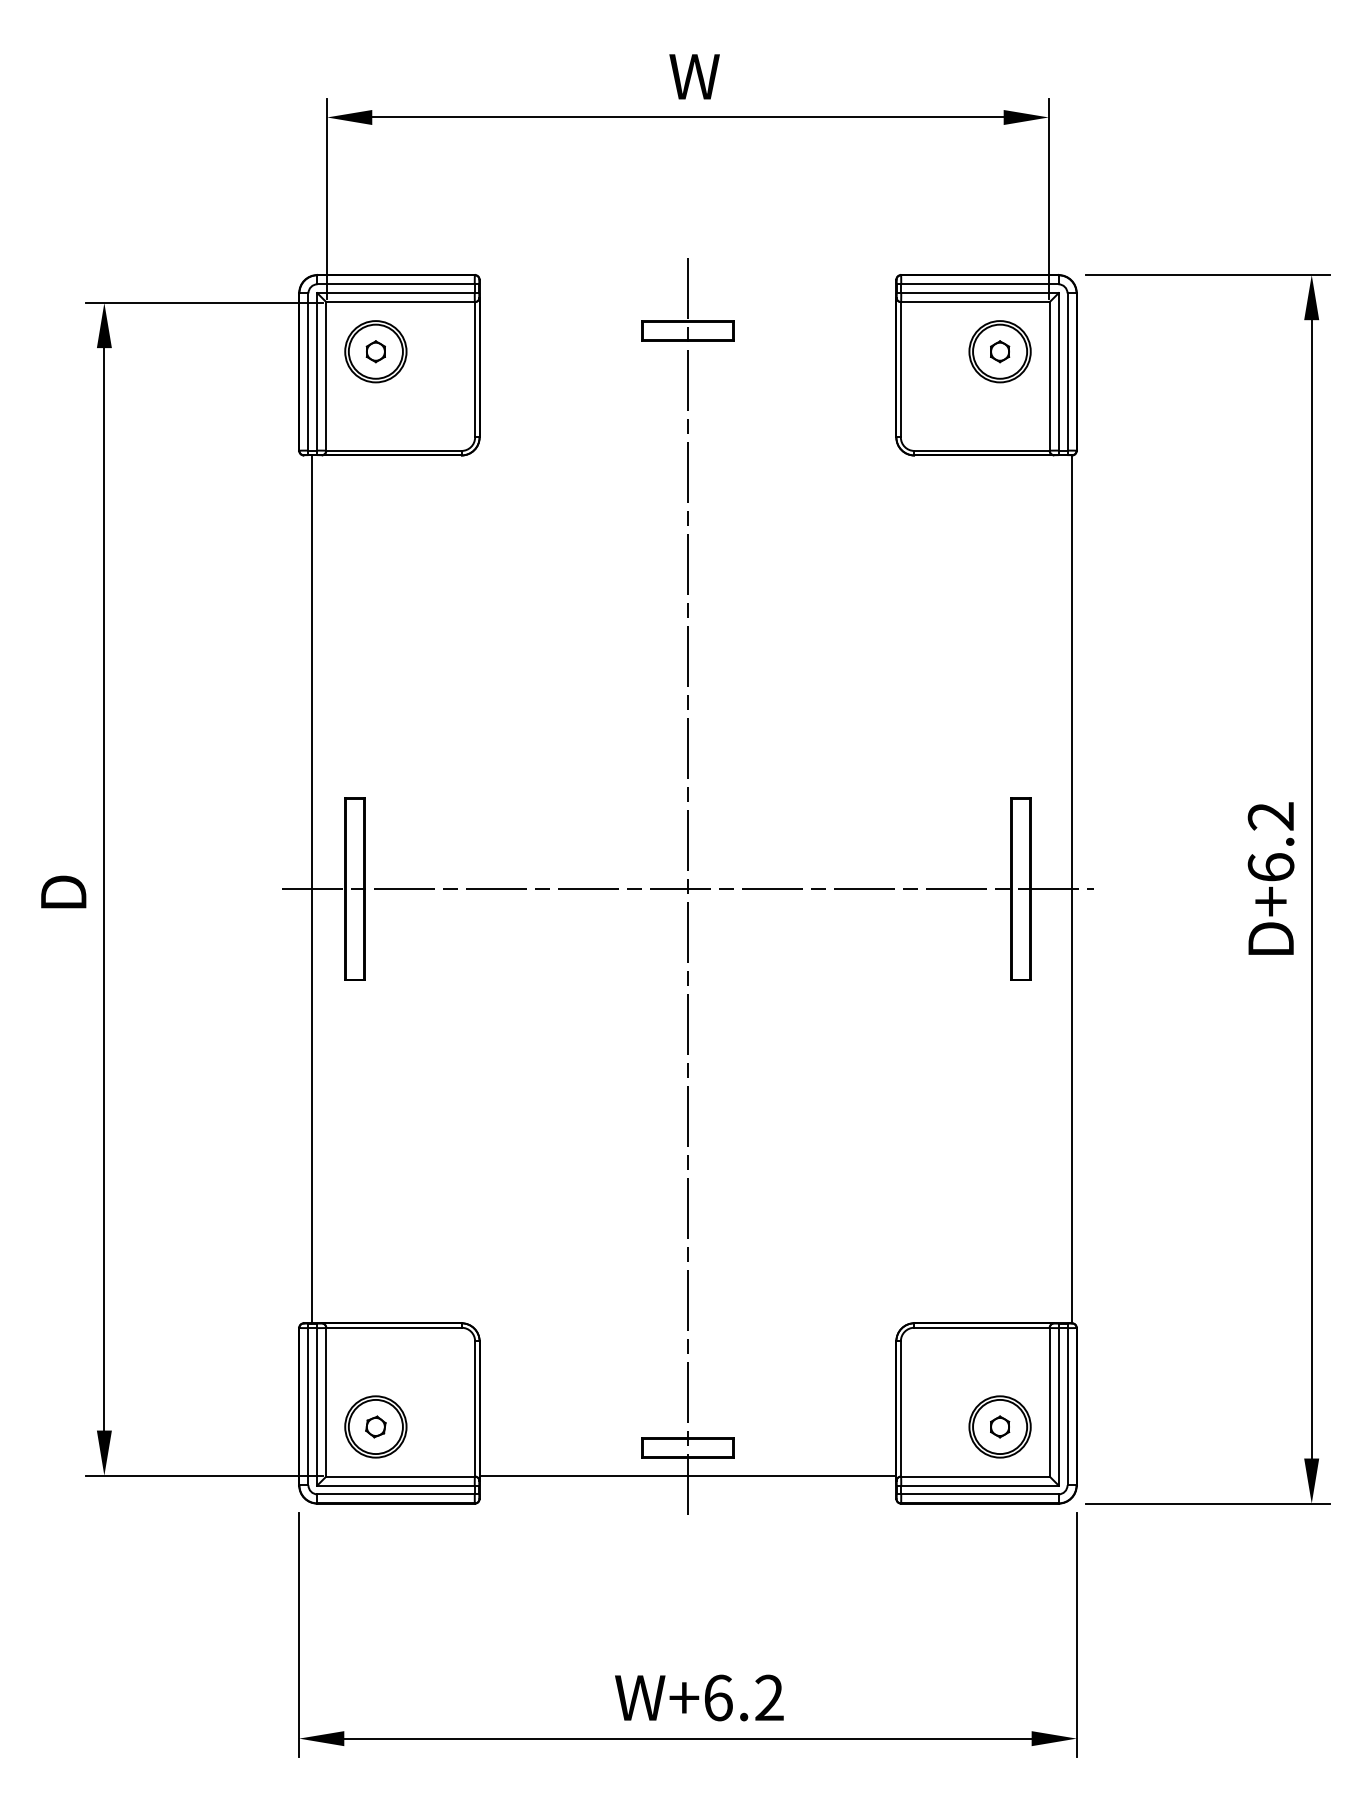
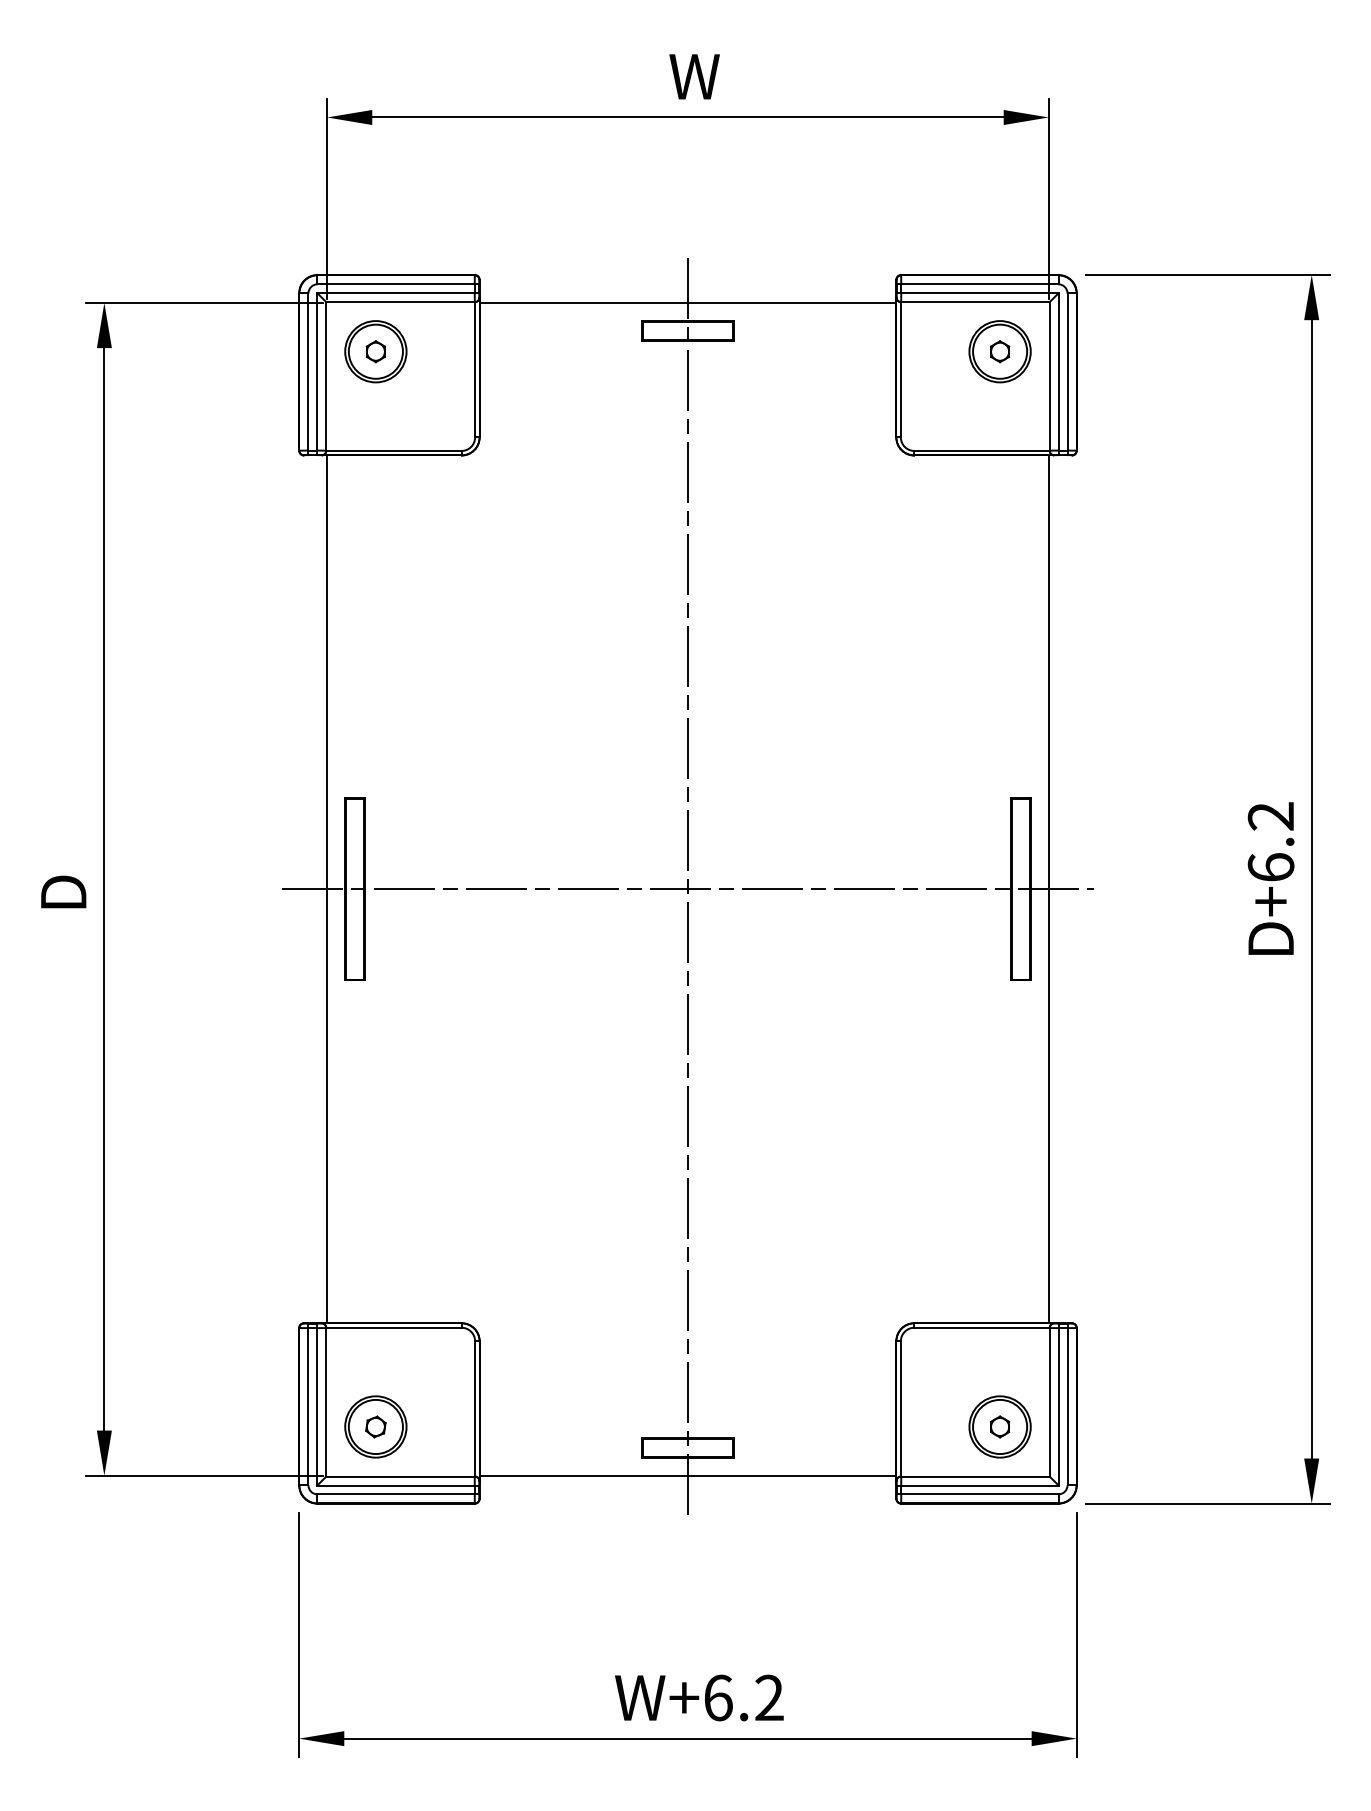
line: none -> present (687, 303)
line position: (312, 889) -> (327, 889) (327, 889)
line position: (1071, 889) -> (1048, 889) (1048, 889)
